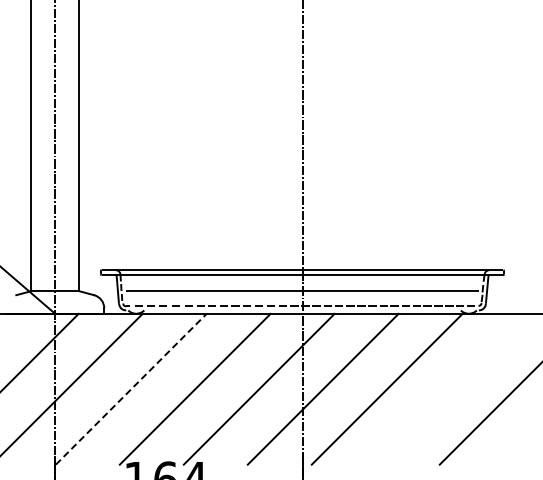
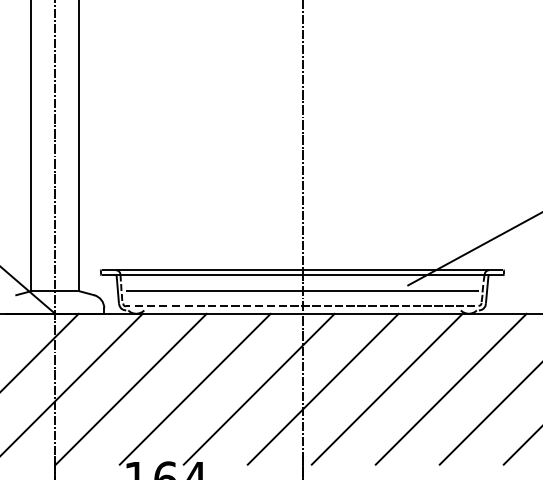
line: none -> present (473, 249)
line: none -> present (450, 388)
line: dashed -> solid (131, 389)
line: none -> present (521, 446)
